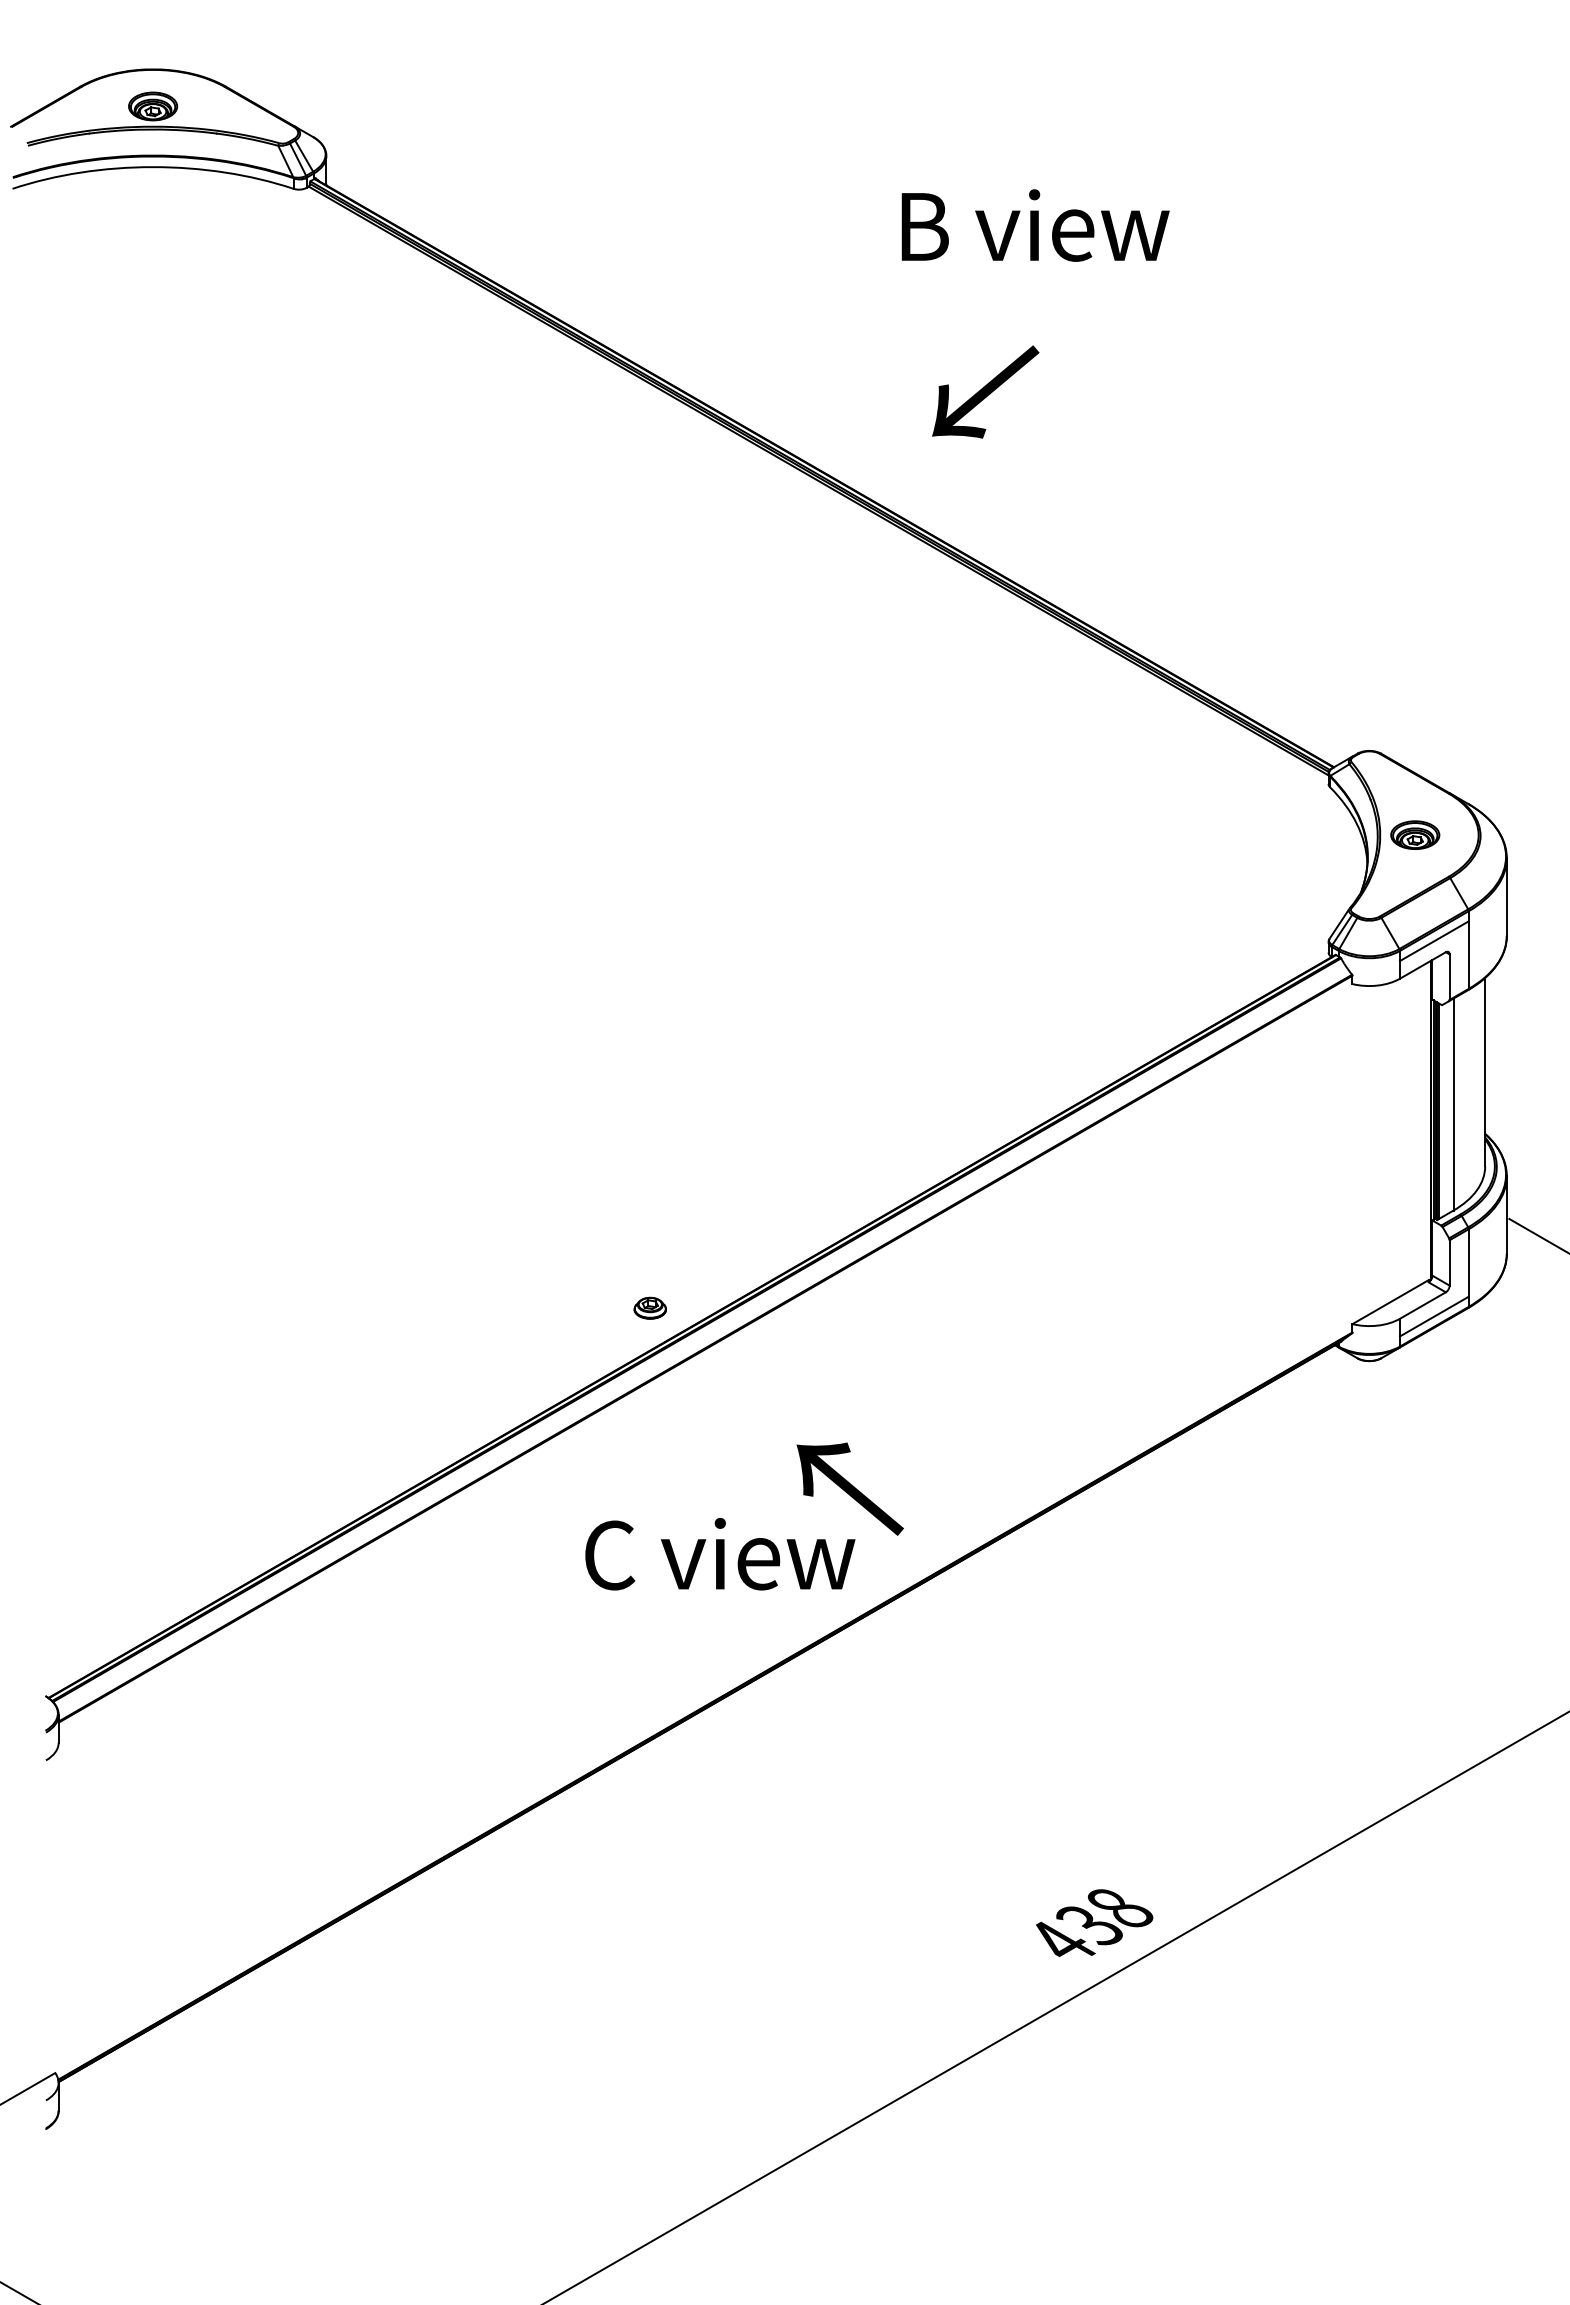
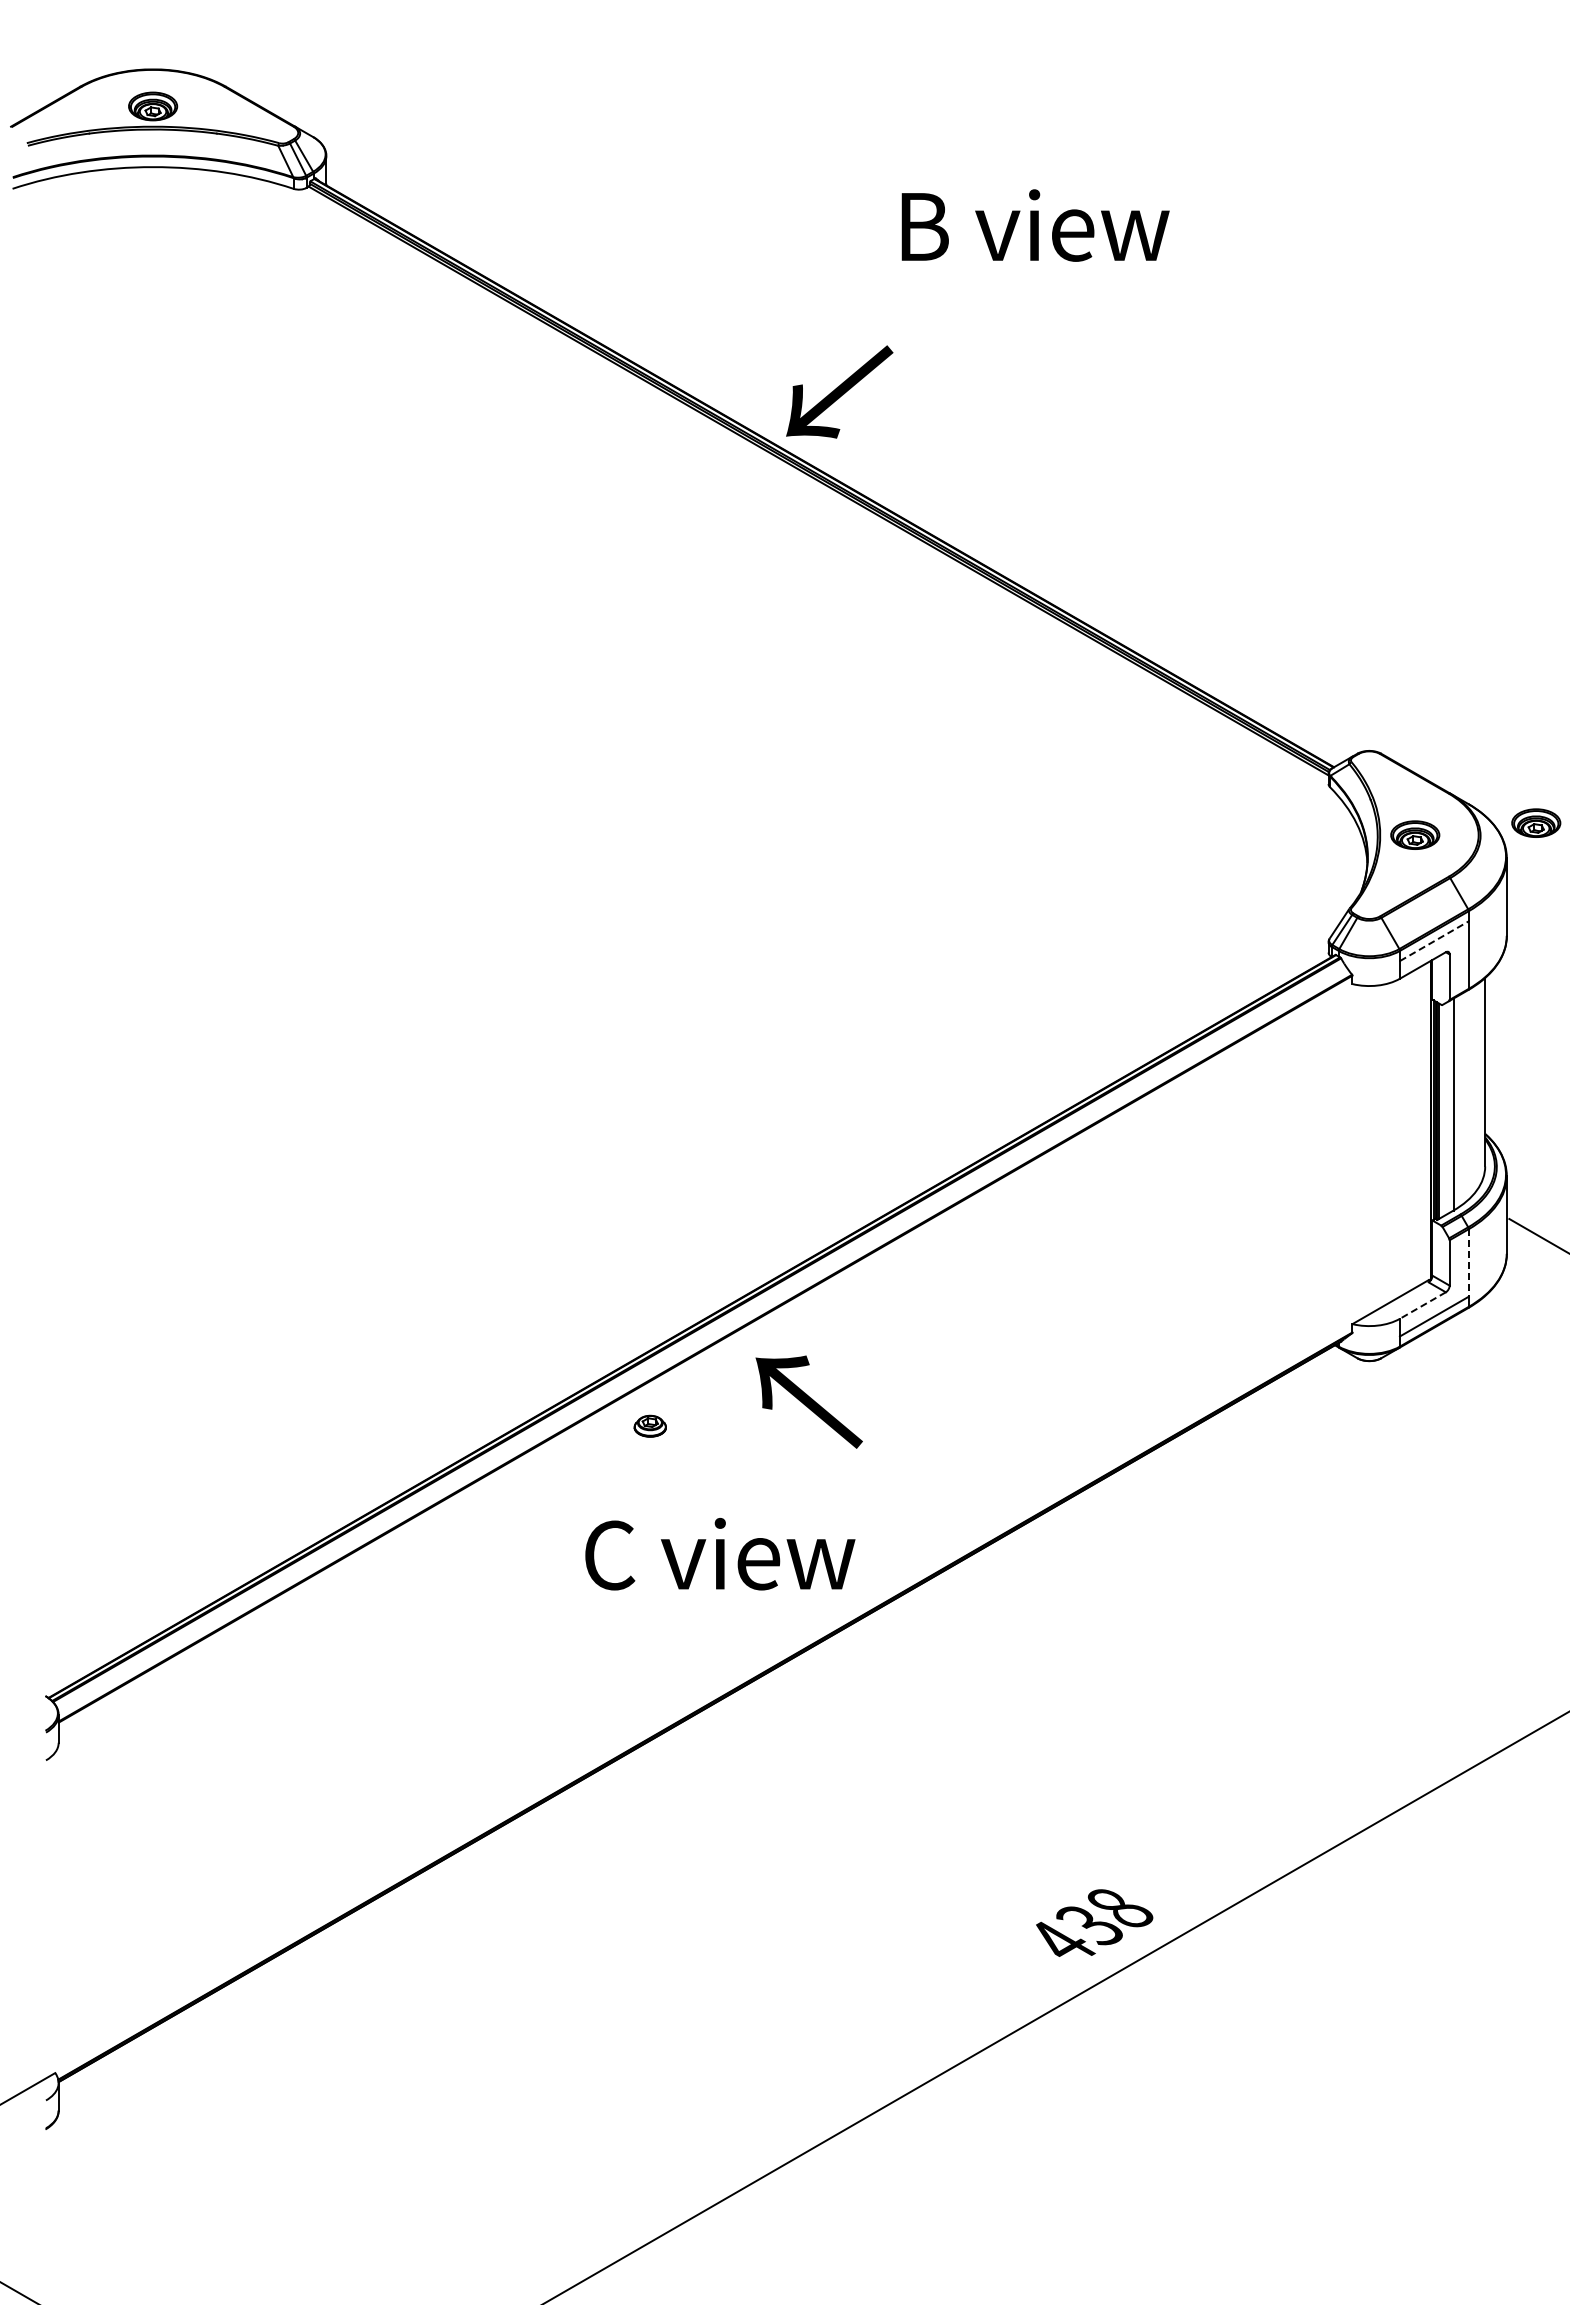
text position: (985, 391) -> (839, 391) (839, 391)
part: none -> present (1536, 822)
line: solid -> dashed (1434, 941)
line: solid -> dashed (1468, 1262)
line: solid -> dashed (1422, 1305)
part position: (649, 1307) -> (649, 1425) (649, 1425)
text position: (849, 1488) -> (808, 1401) (808, 1401)
